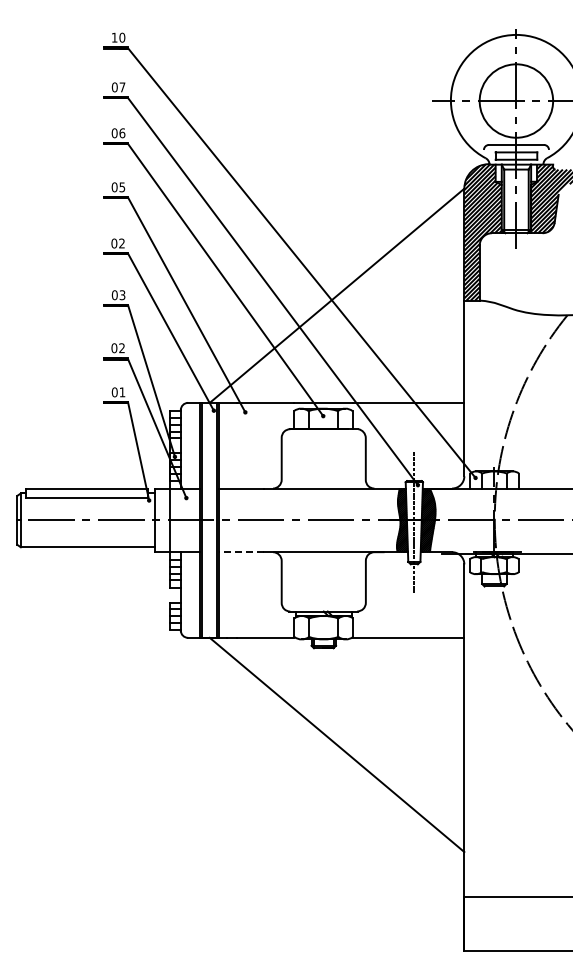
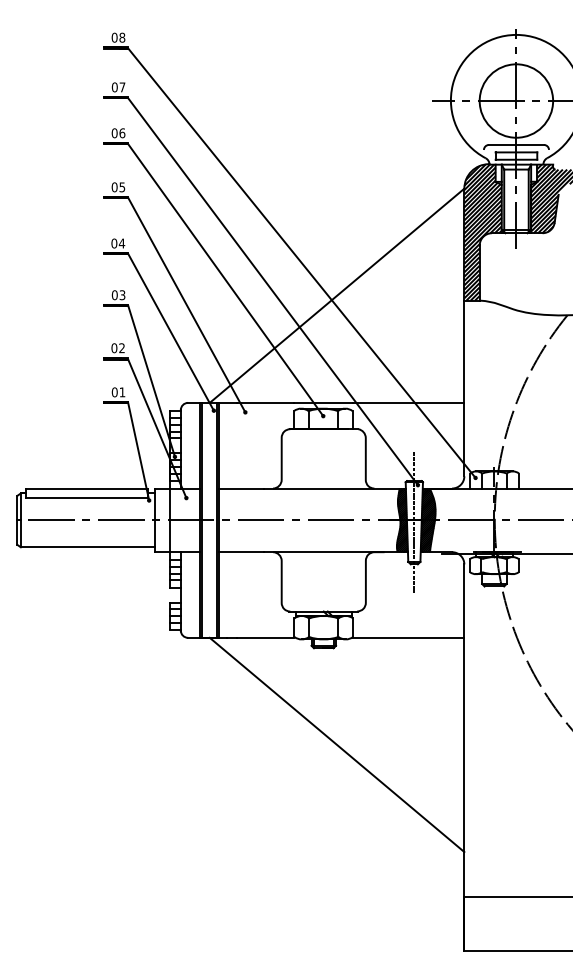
text: 10 -> 08 (118, 37)
text: 02 -> 04 (121, 243)
line: dashed -> solid (241, 552)
